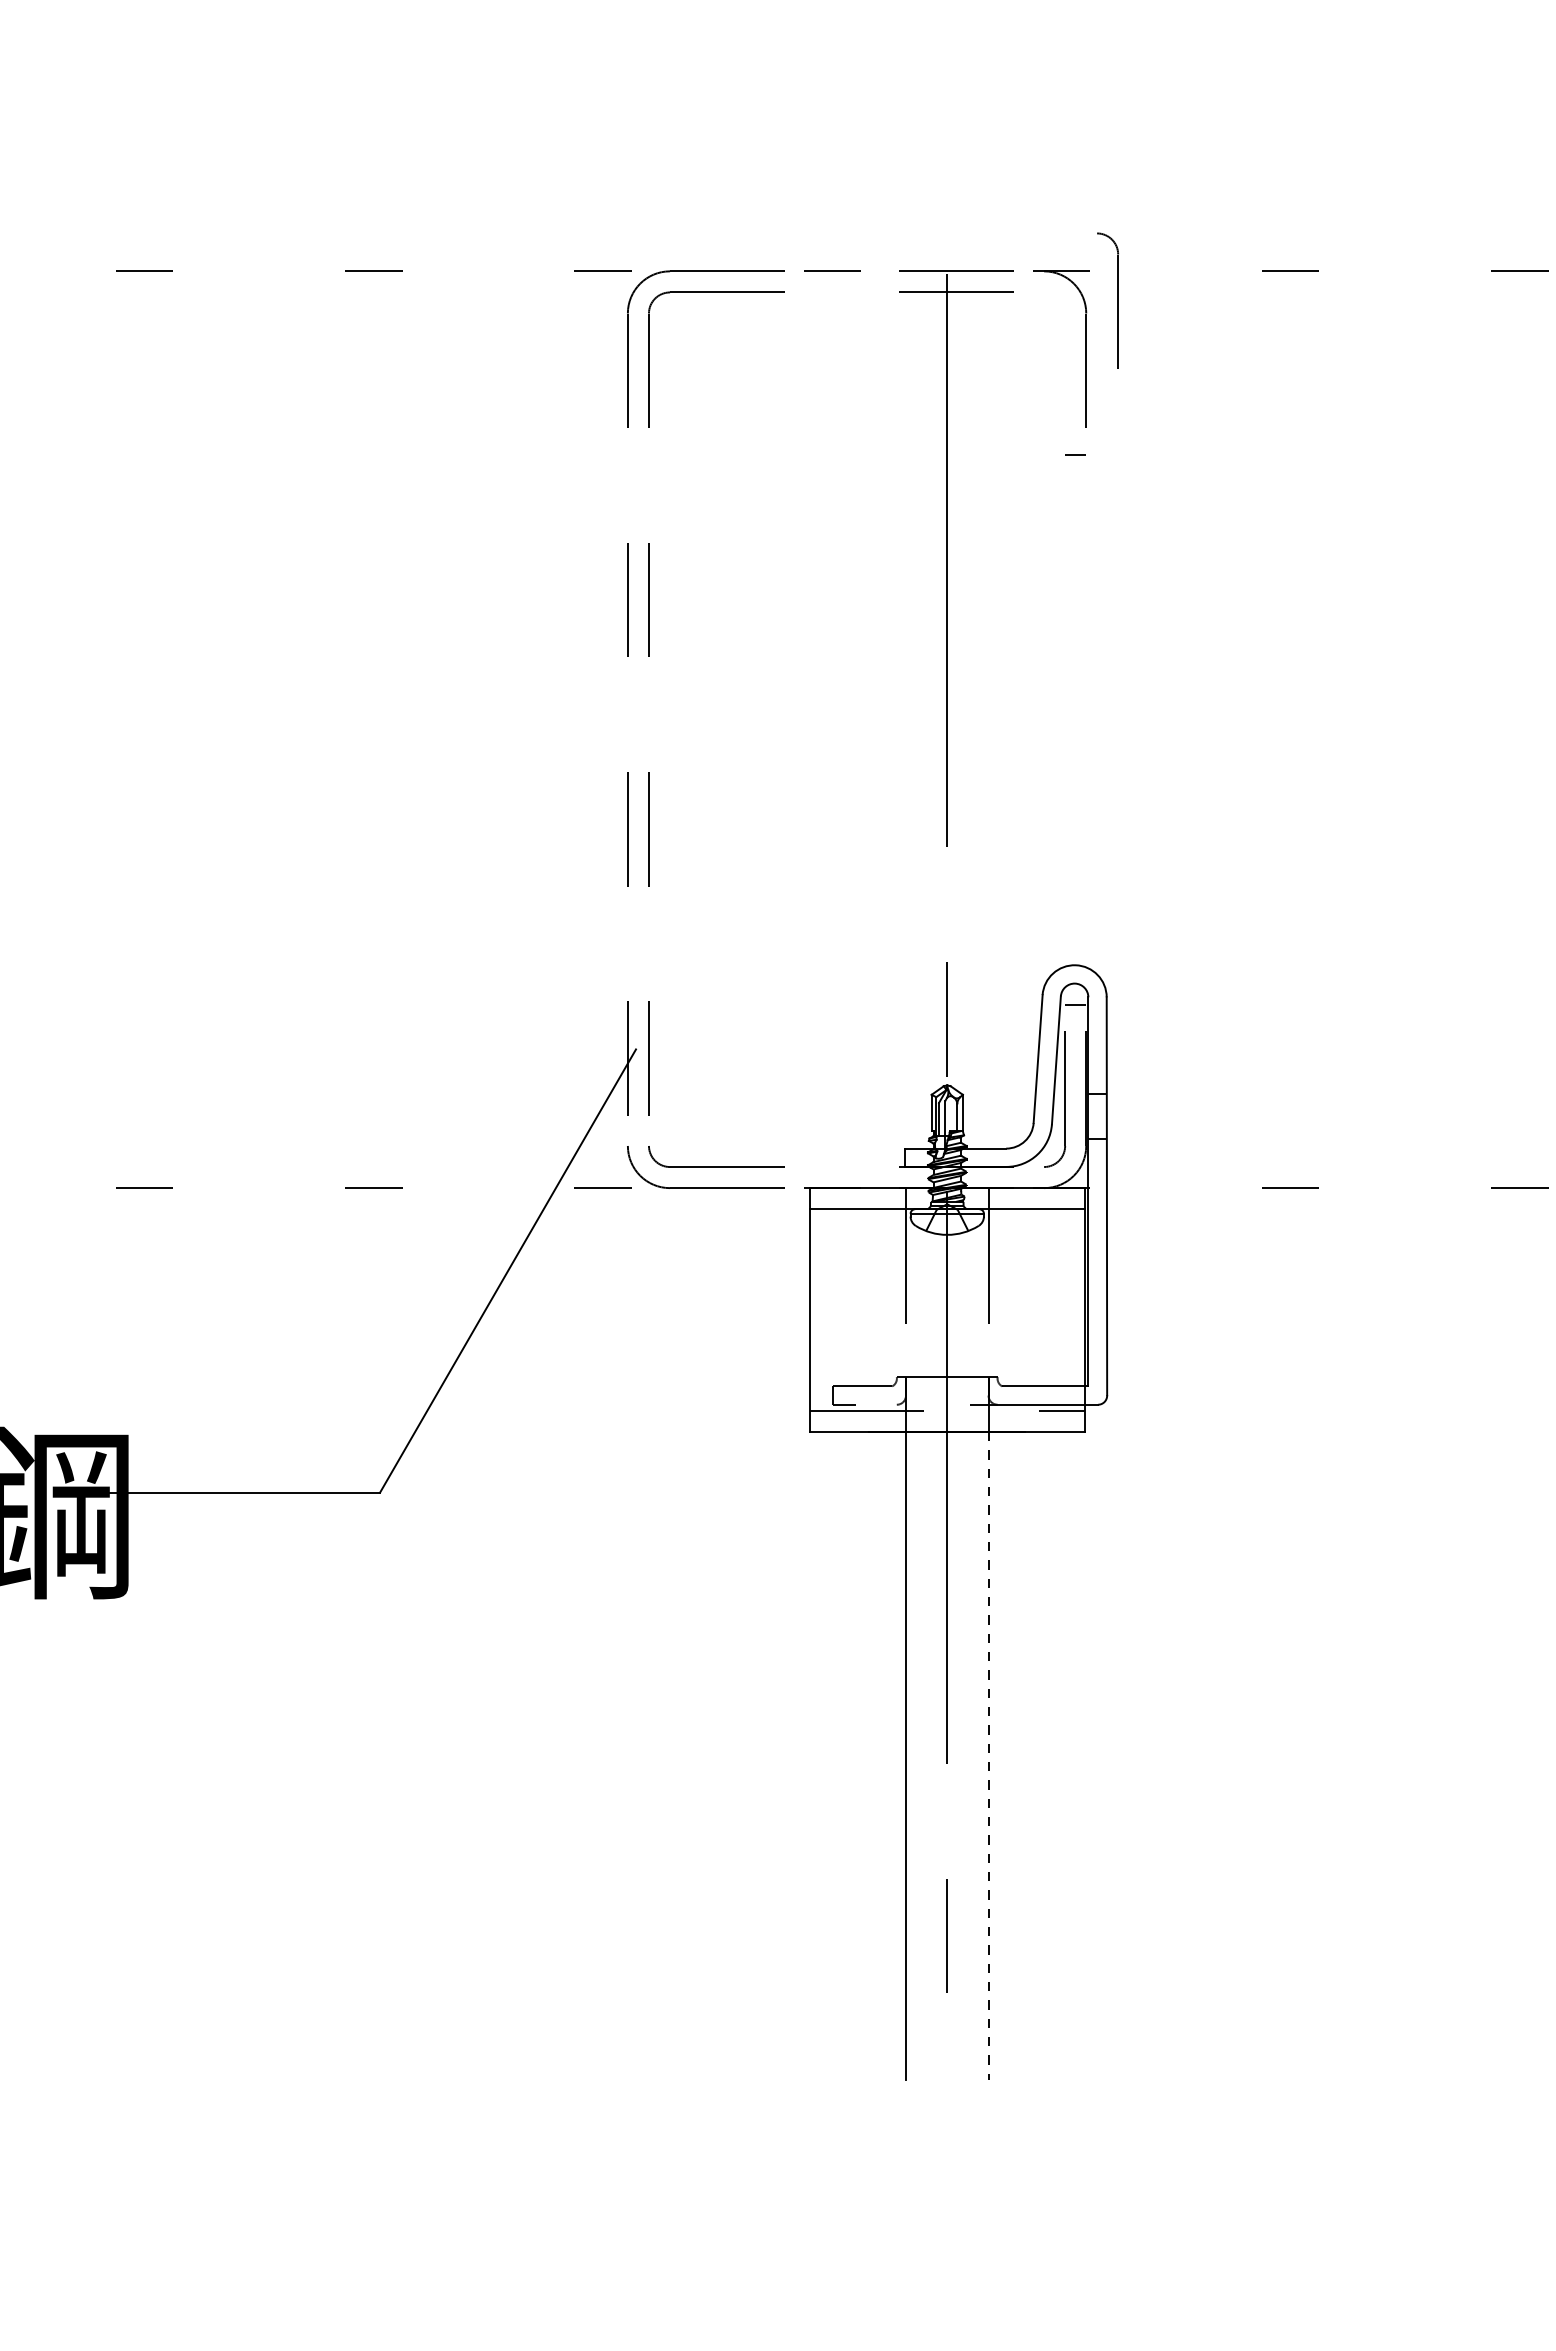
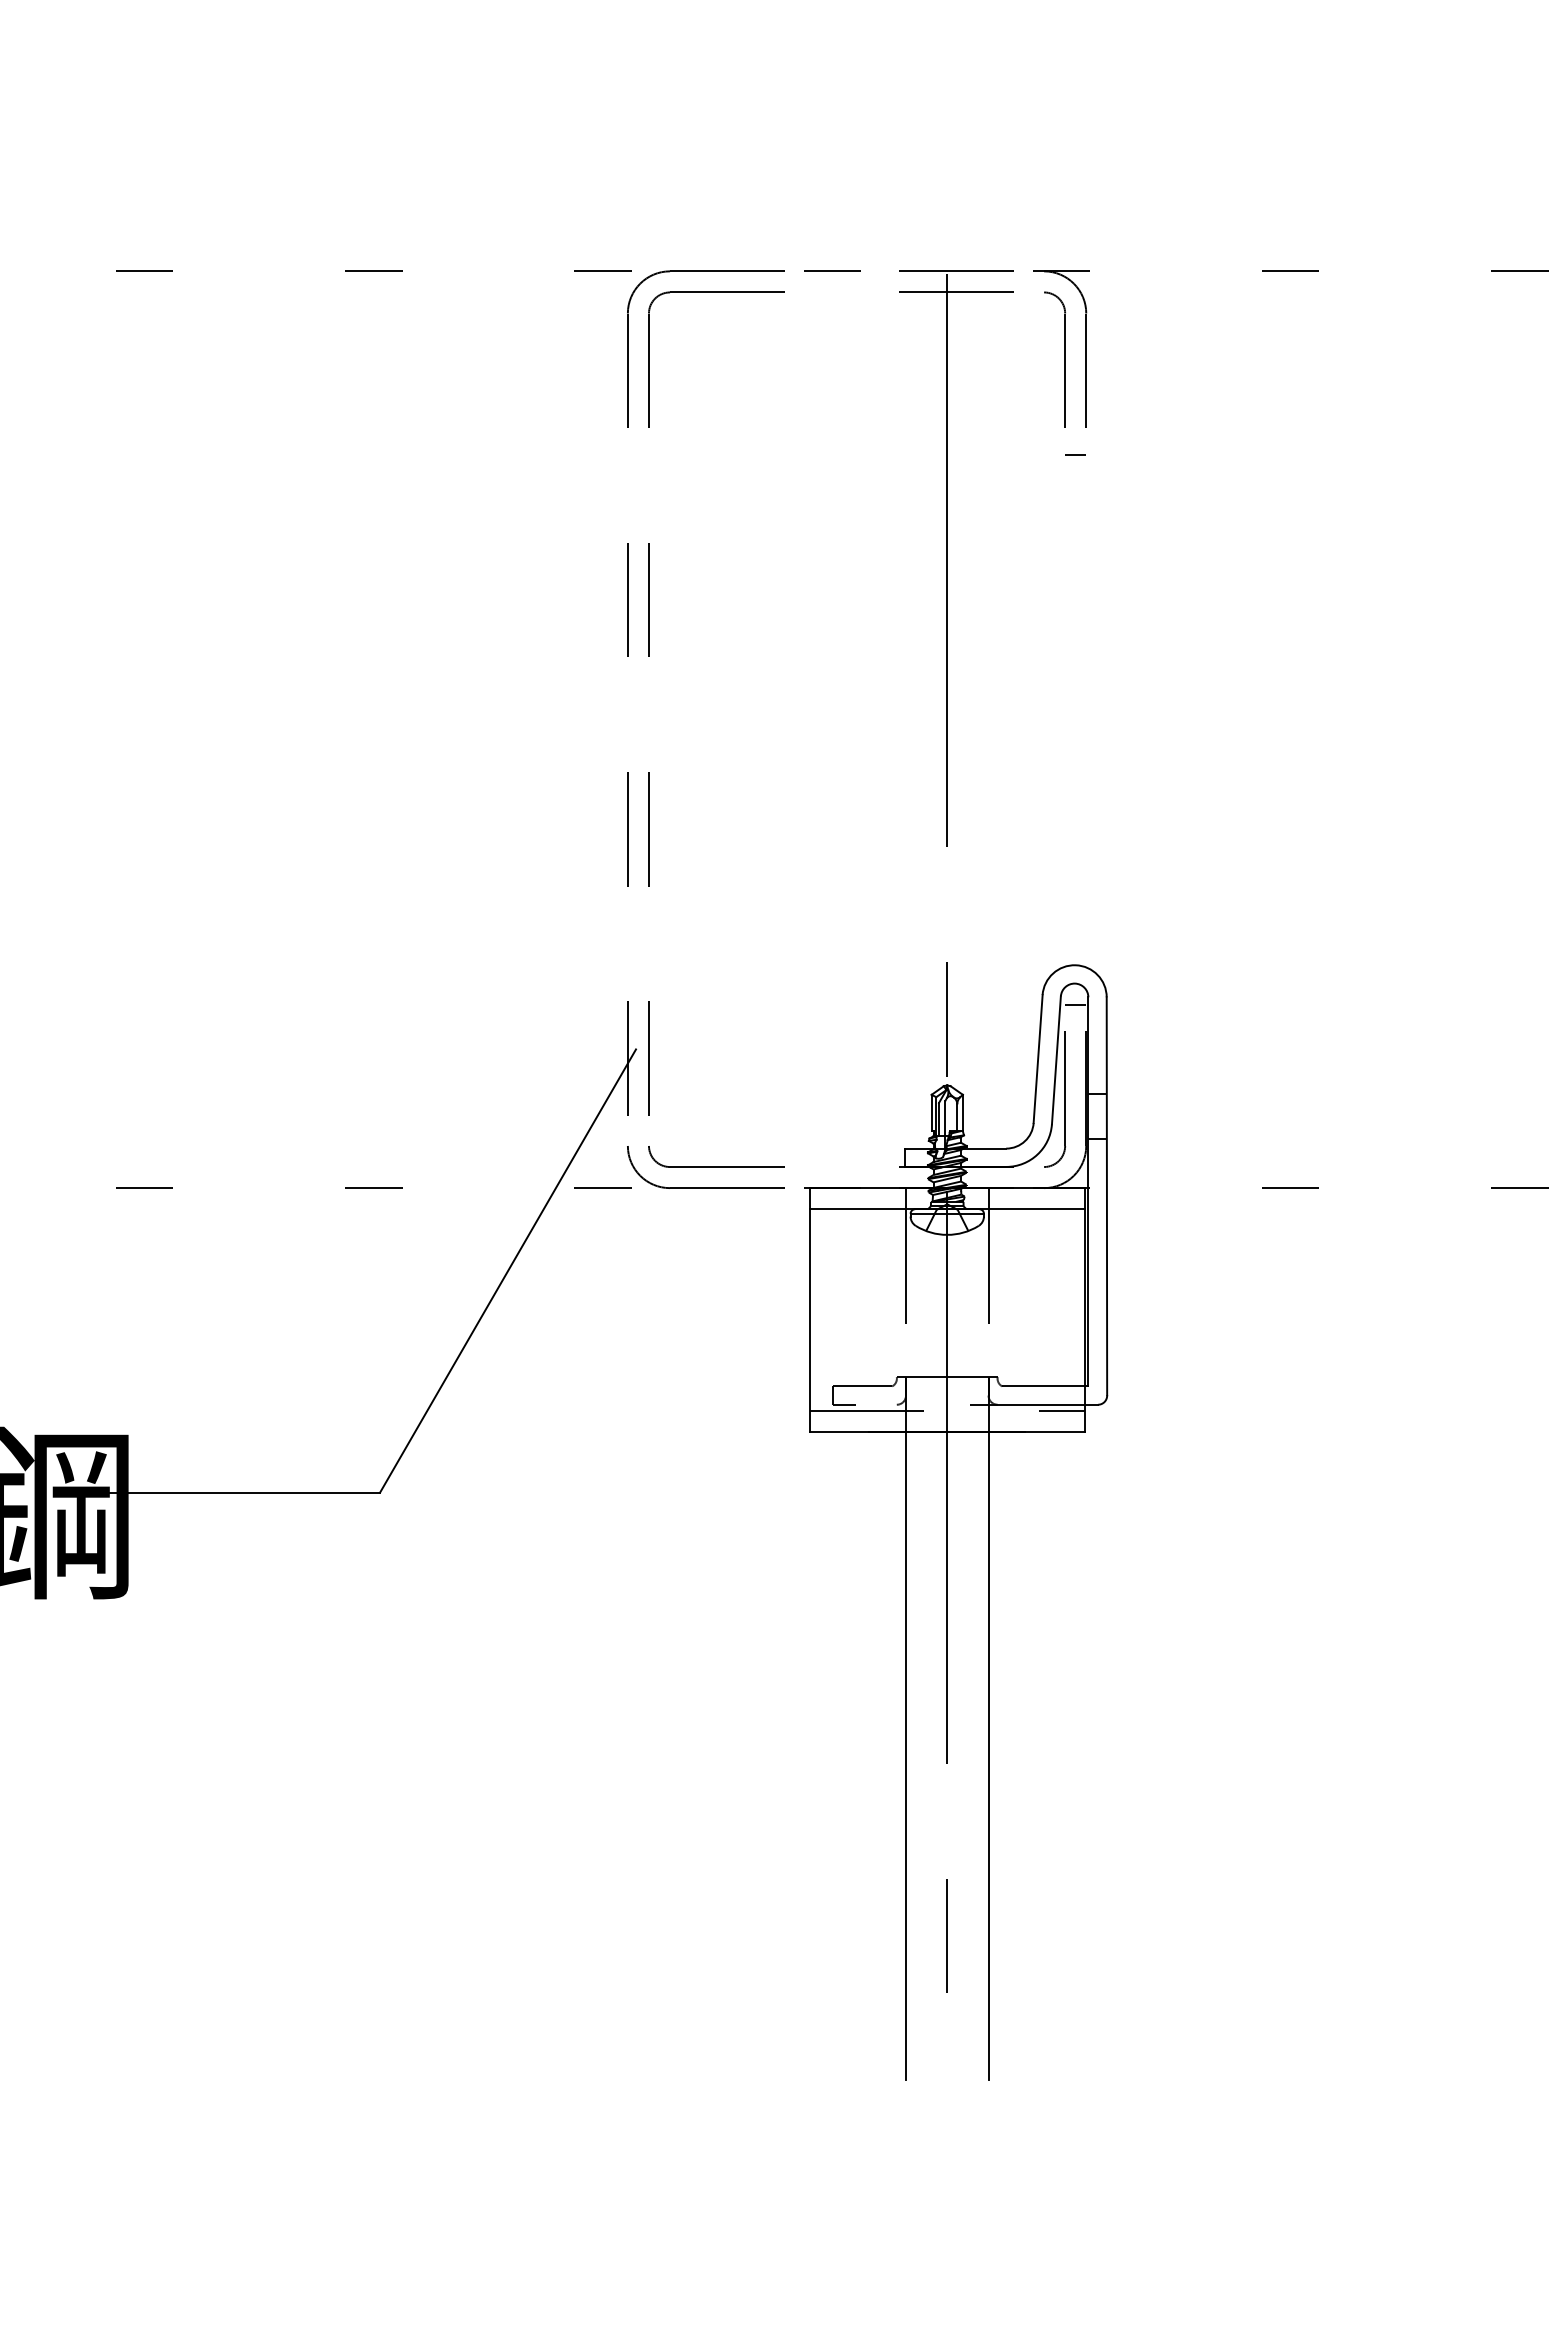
part position: (1117, 300) -> (1064, 359) (1064, 359)
line: dashed -> solid (988, 1755)
